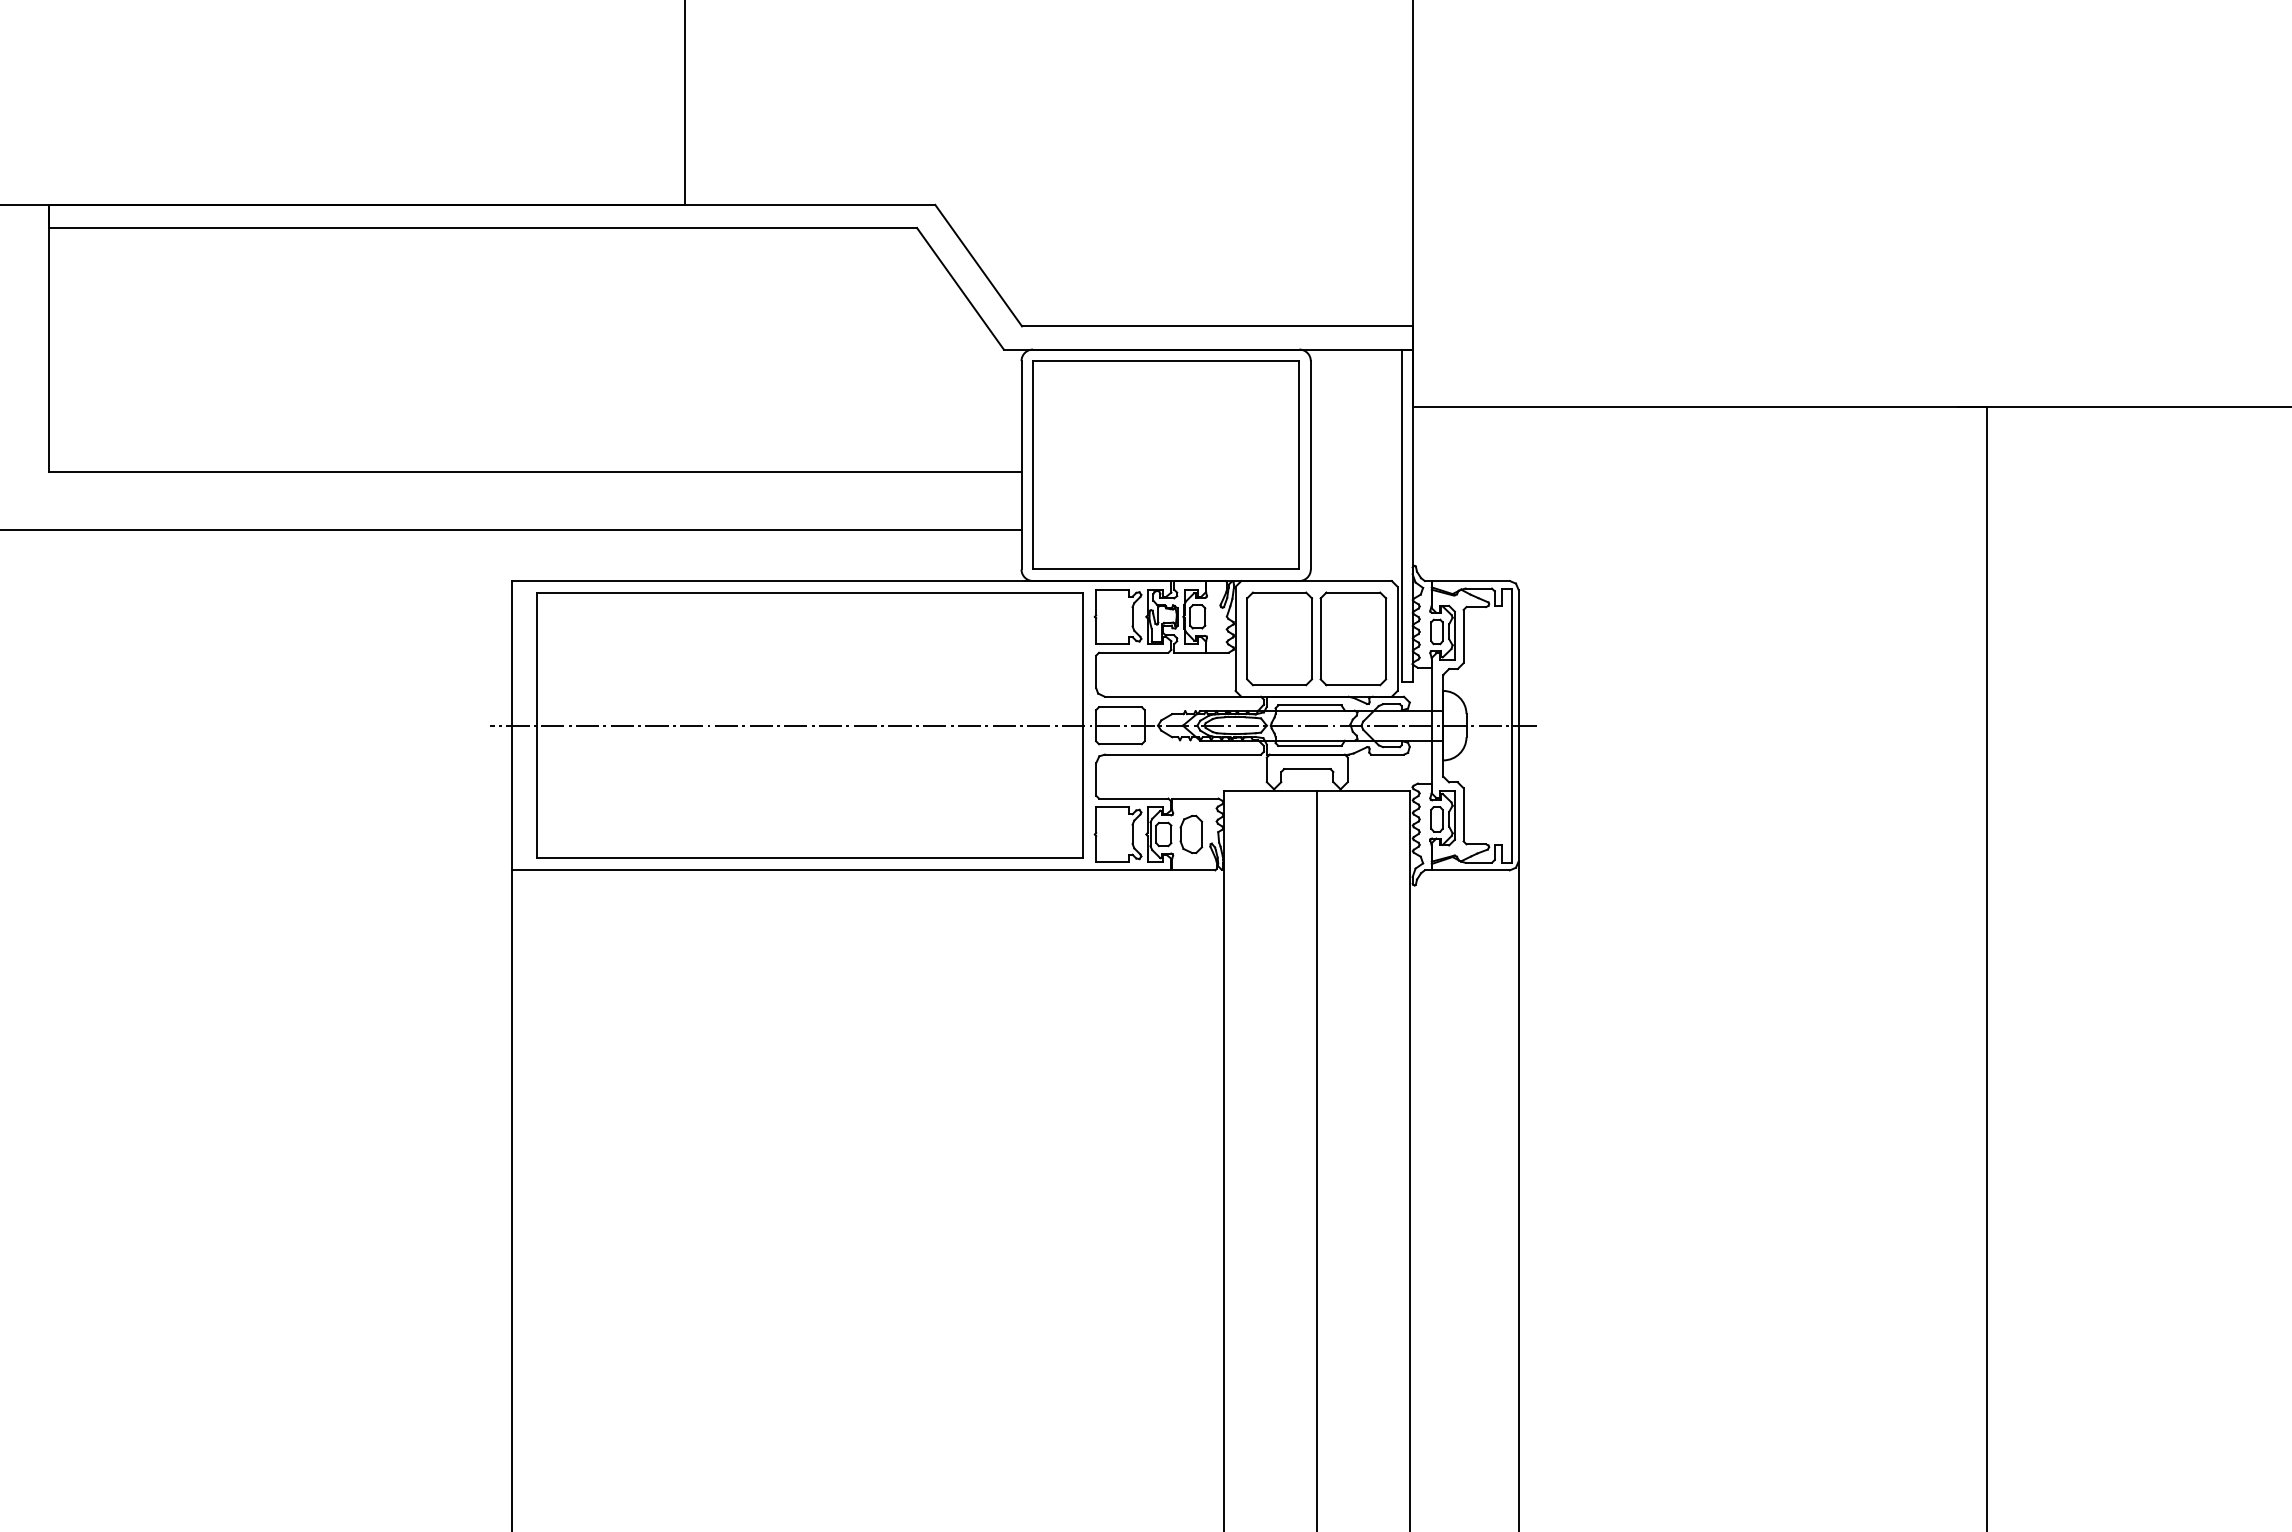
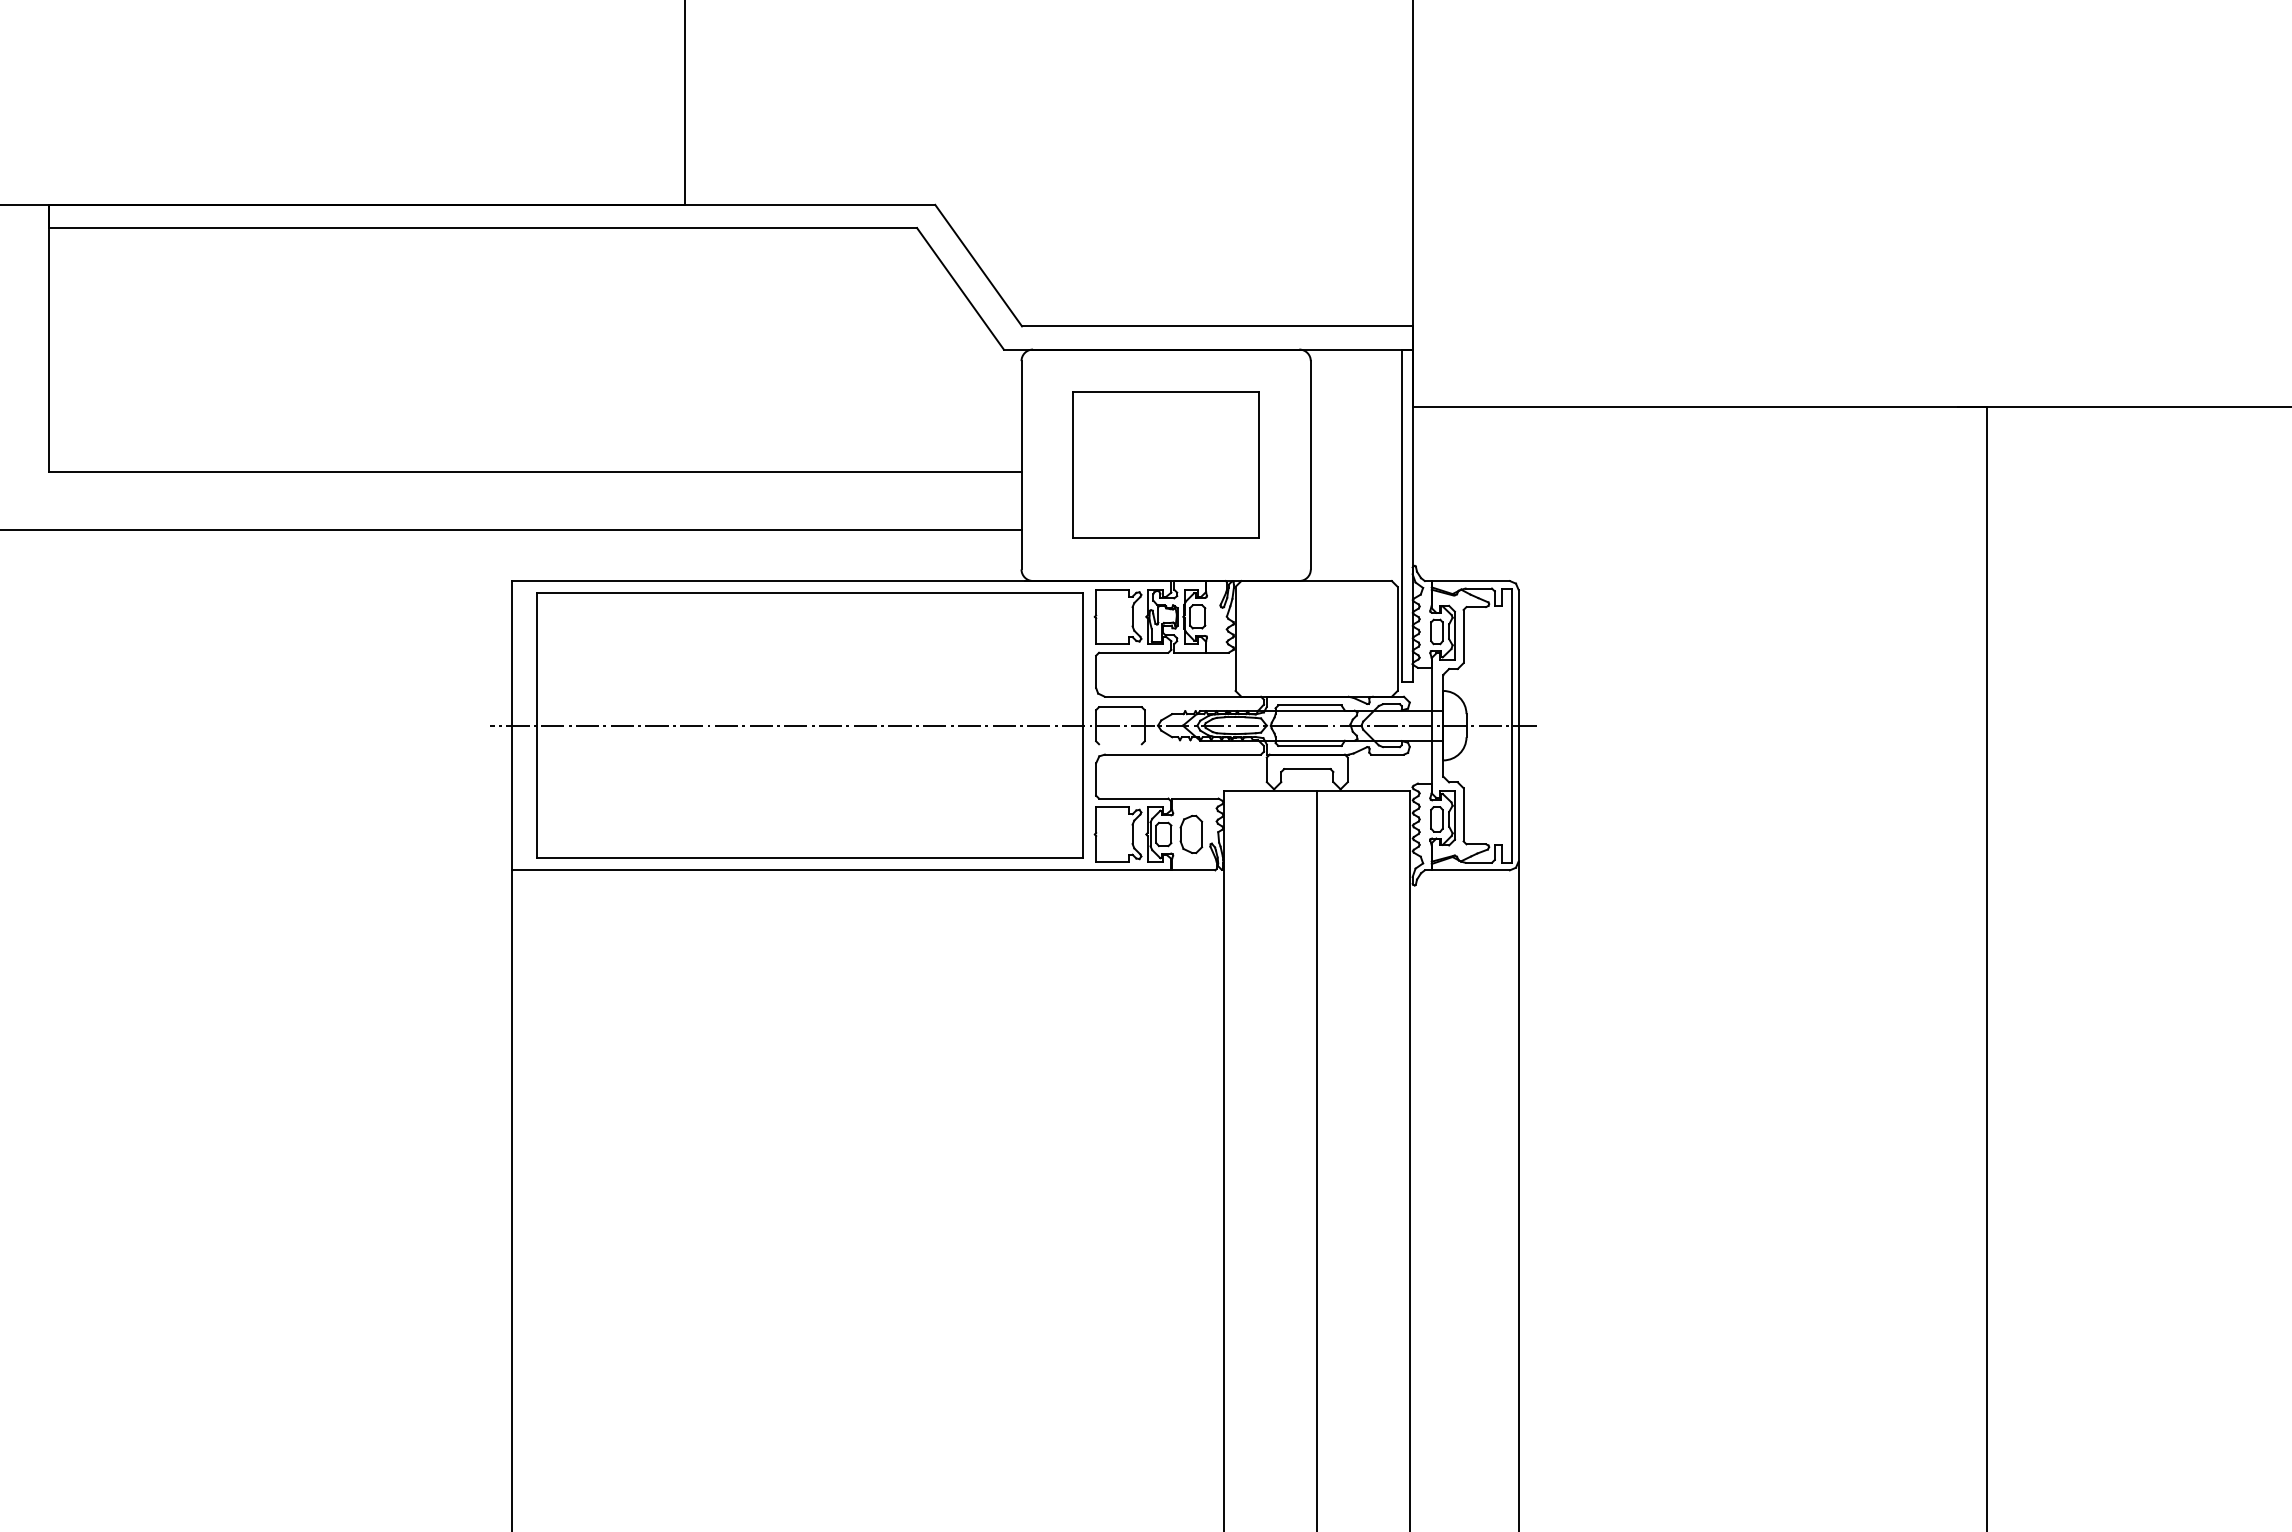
part size: 268x210 px -> 188x148 px (1165, 464)
part: present -> none (1316, 638)
line: present -> none (1120, 744)
